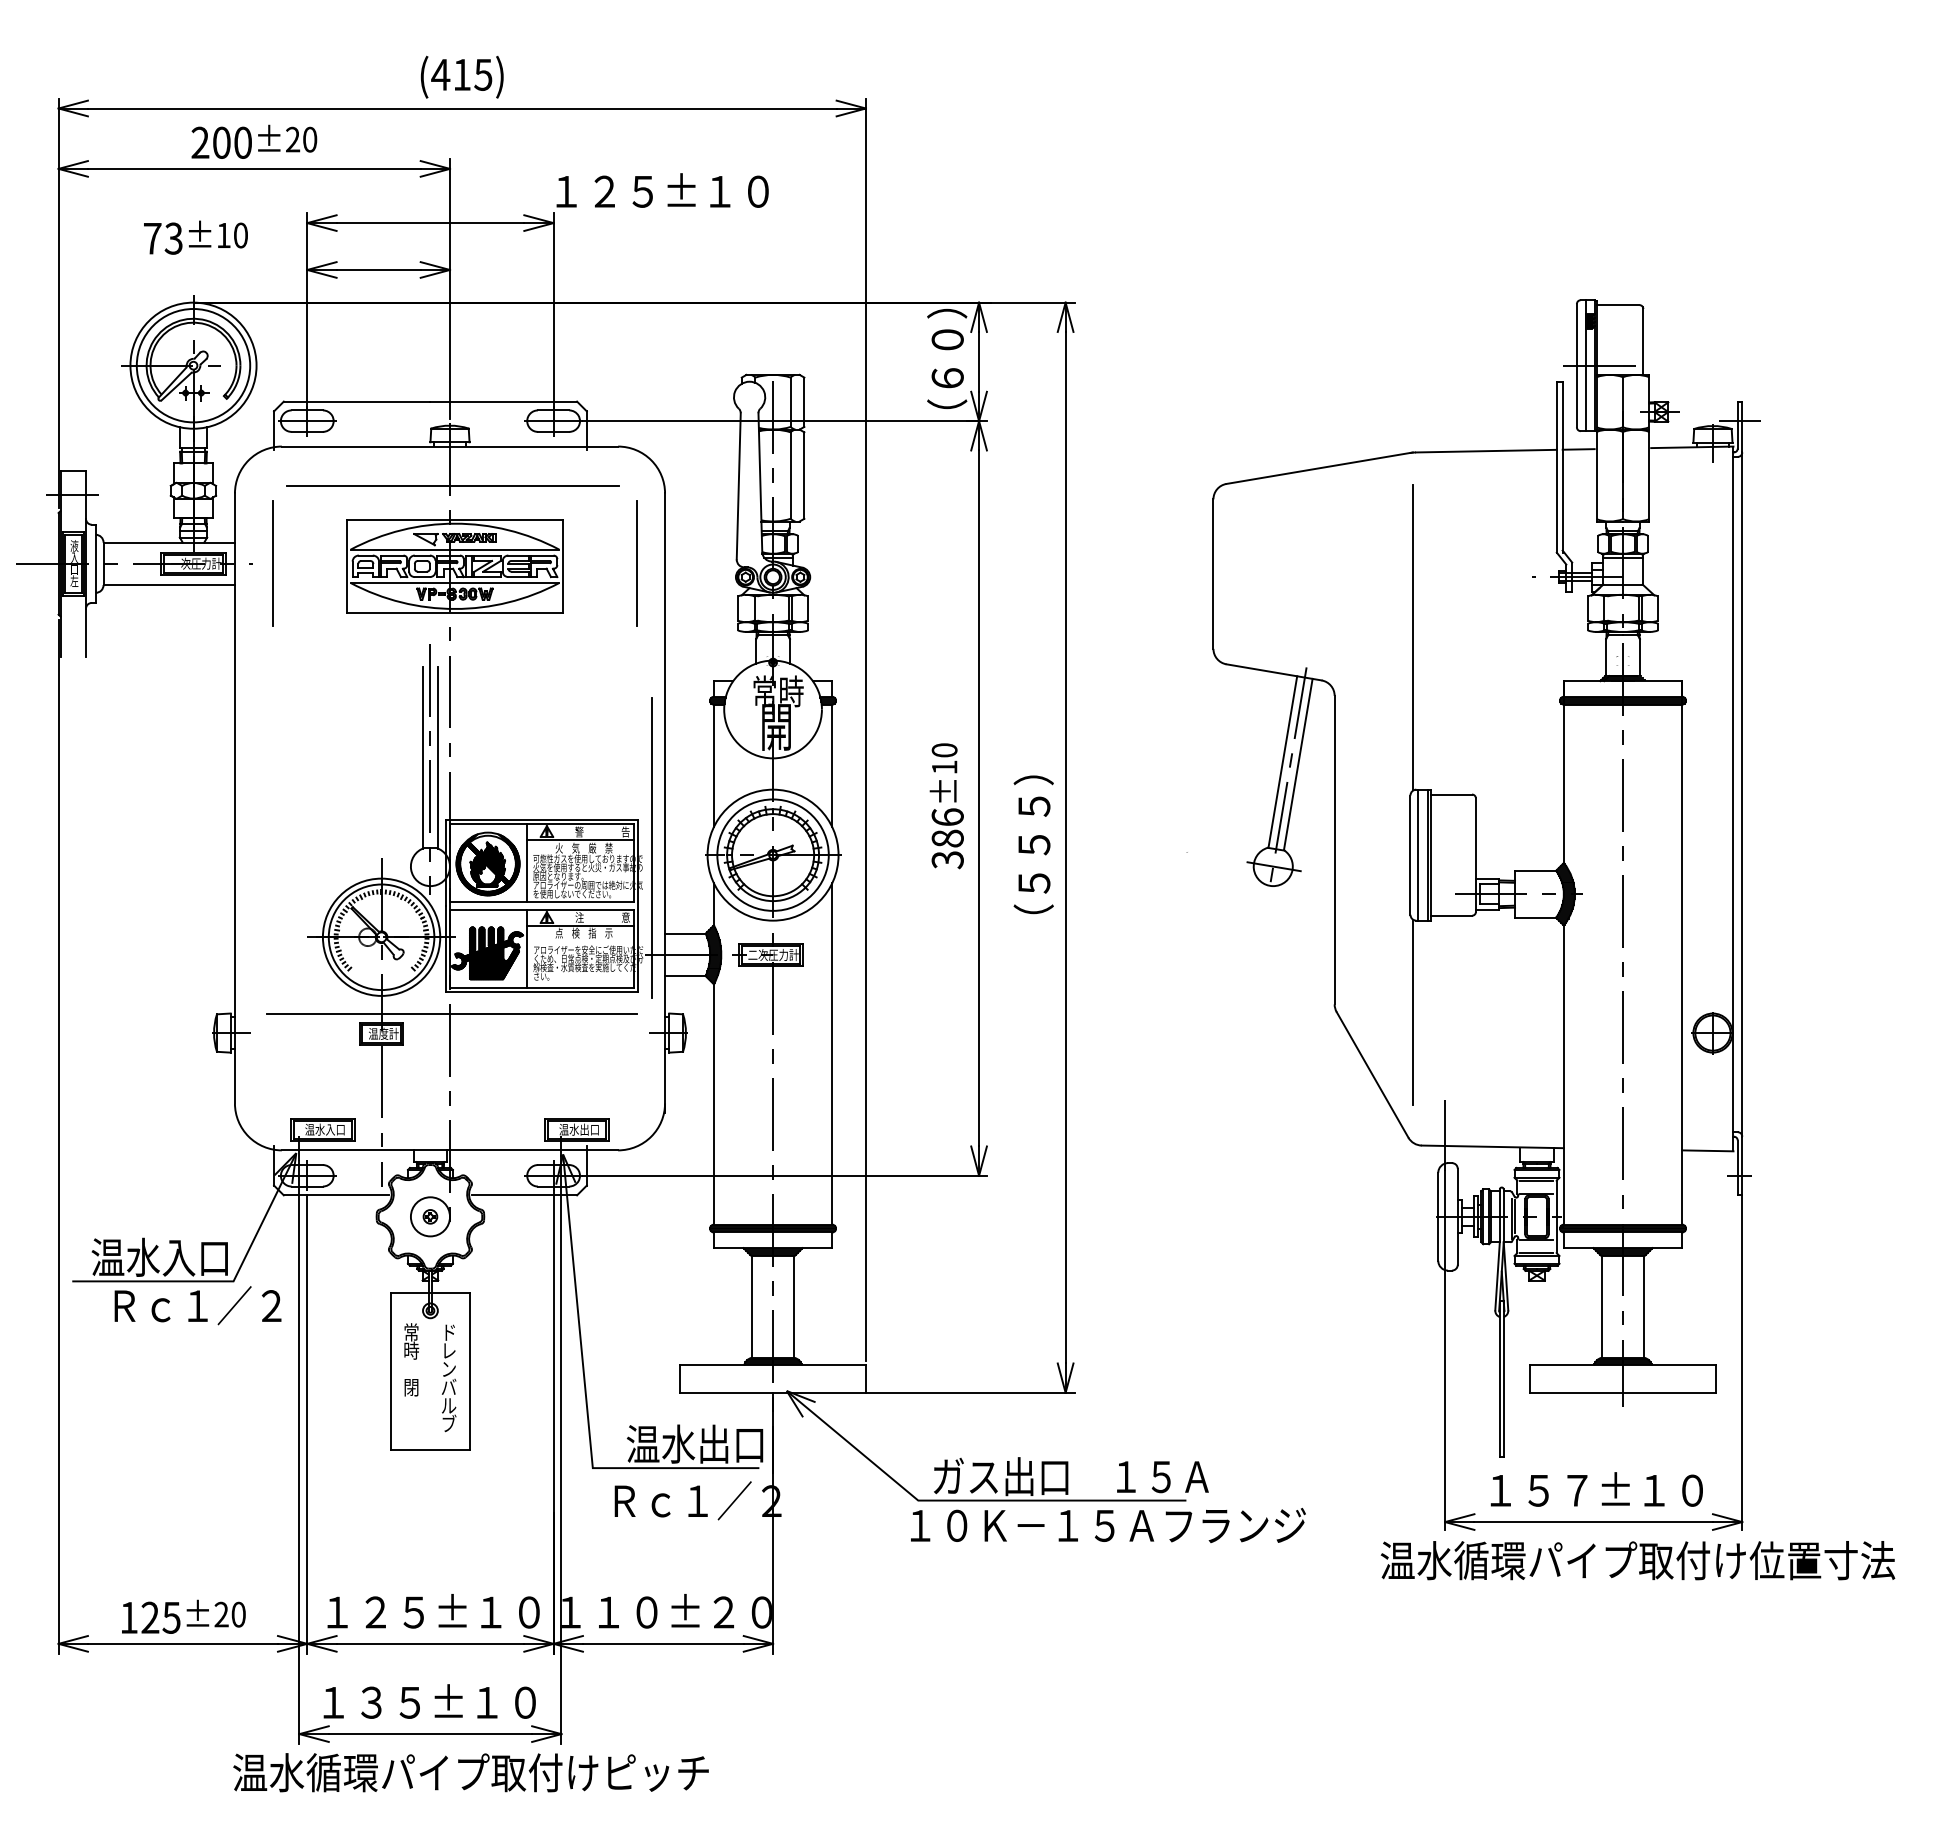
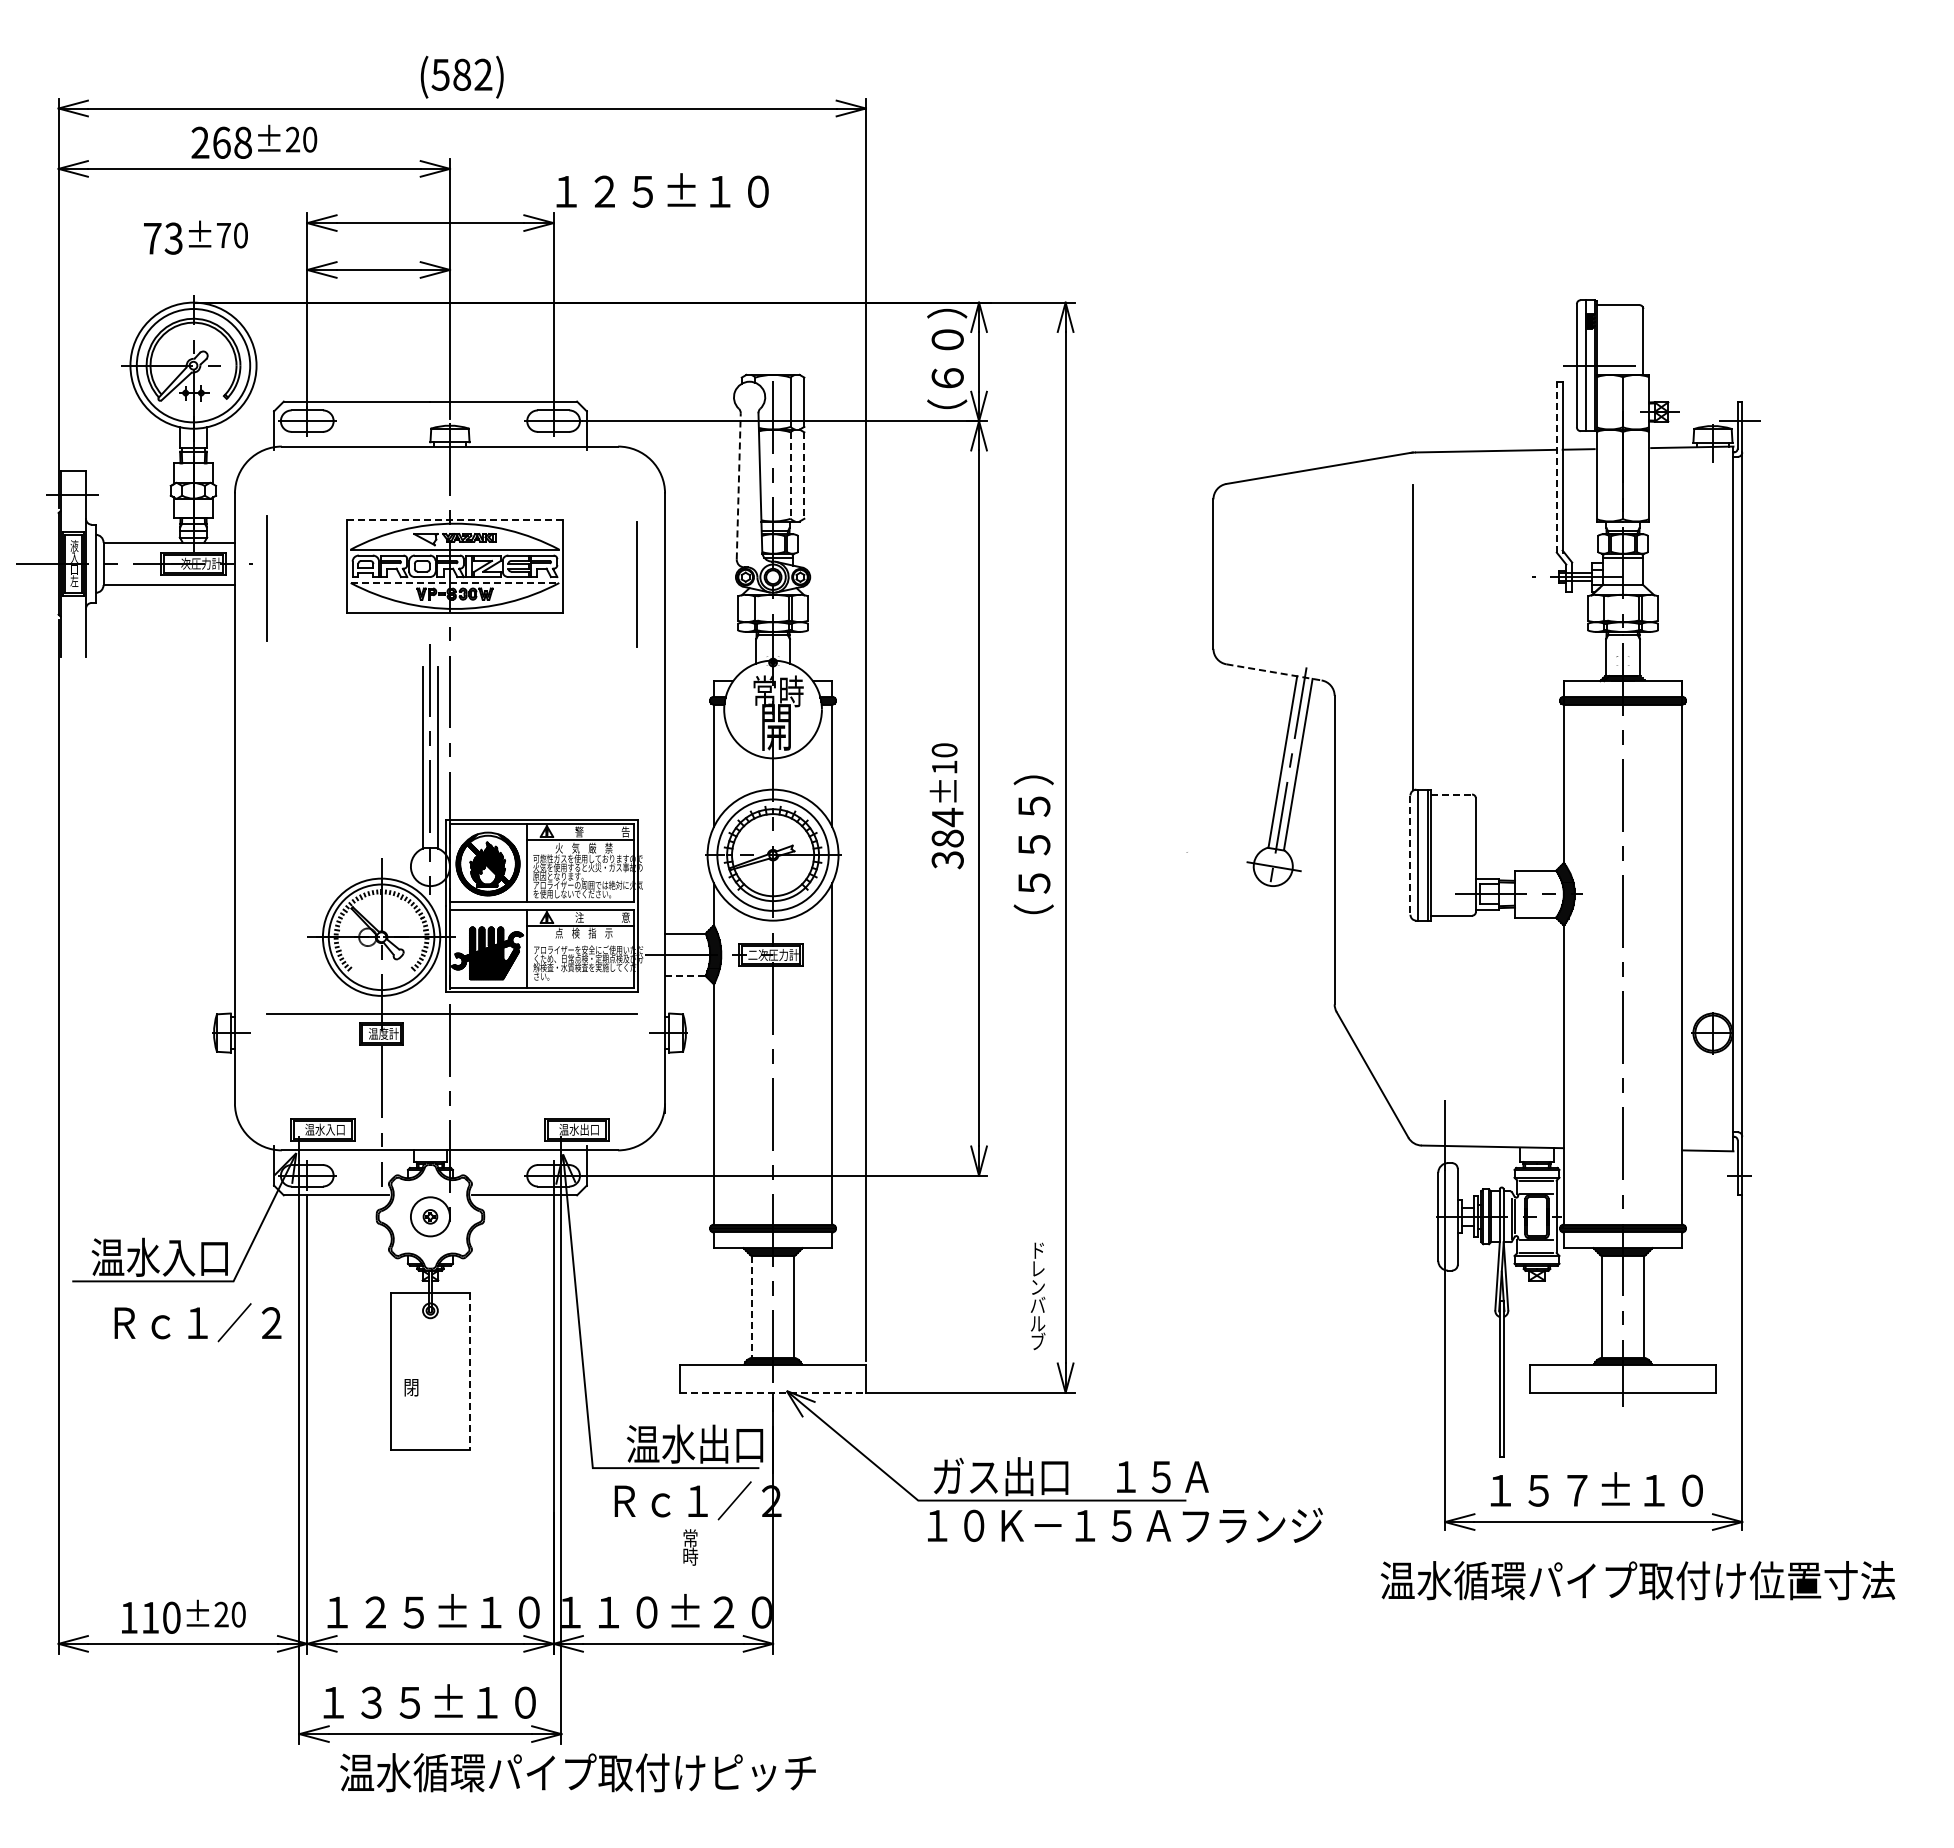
text: (415) -> (582) (461, 74)
text: 200 -> 268 (232, 142)
text: ±10 -> ±70 (223, 235)
line: solid -> dashed (1556, 466)
line: solid -> dashed (790, 476)
line: solid -> dashed (804, 476)
line: present -> none (452, 485)
line: solid -> dashed (738, 485)
line: solid -> dashed (455, 519)
line position: (272, 563) -> (266, 578) (266, 578)
line position: (636, 563) -> (636, 584) (636, 584)
line: solid -> dashed (455, 583)
line: solid -> dashed (1274, 672)
line: solid -> dashed (1451, 794)
text: 386 -> 384 (947, 817)
line: present -> none (652, 847)
line: solid -> dashed (1410, 855)
line: solid -> dashed (685, 976)
line: present -> none (1412, 1012)
text position: (197, 1305) -> (197, 1322) (197, 1322)
line: solid -> dashed (751, 1307)
text position: (411, 1341) -> (690, 1547) (690, 1547)
line: solid -> dashed (469, 1371)
text position: (448, 1378) -> (1037, 1296) (1037, 1296)
line: solid -> dashed (773, 1392)
text position: (1108, 1525) -> (1125, 1525) (1125, 1525)
text position: (1637, 1560) -> (1637, 1580) (1637, 1580)
text: 125 -> 110 (160, 1617)
text position: (470, 1772) -> (577, 1772) (577, 1772)
